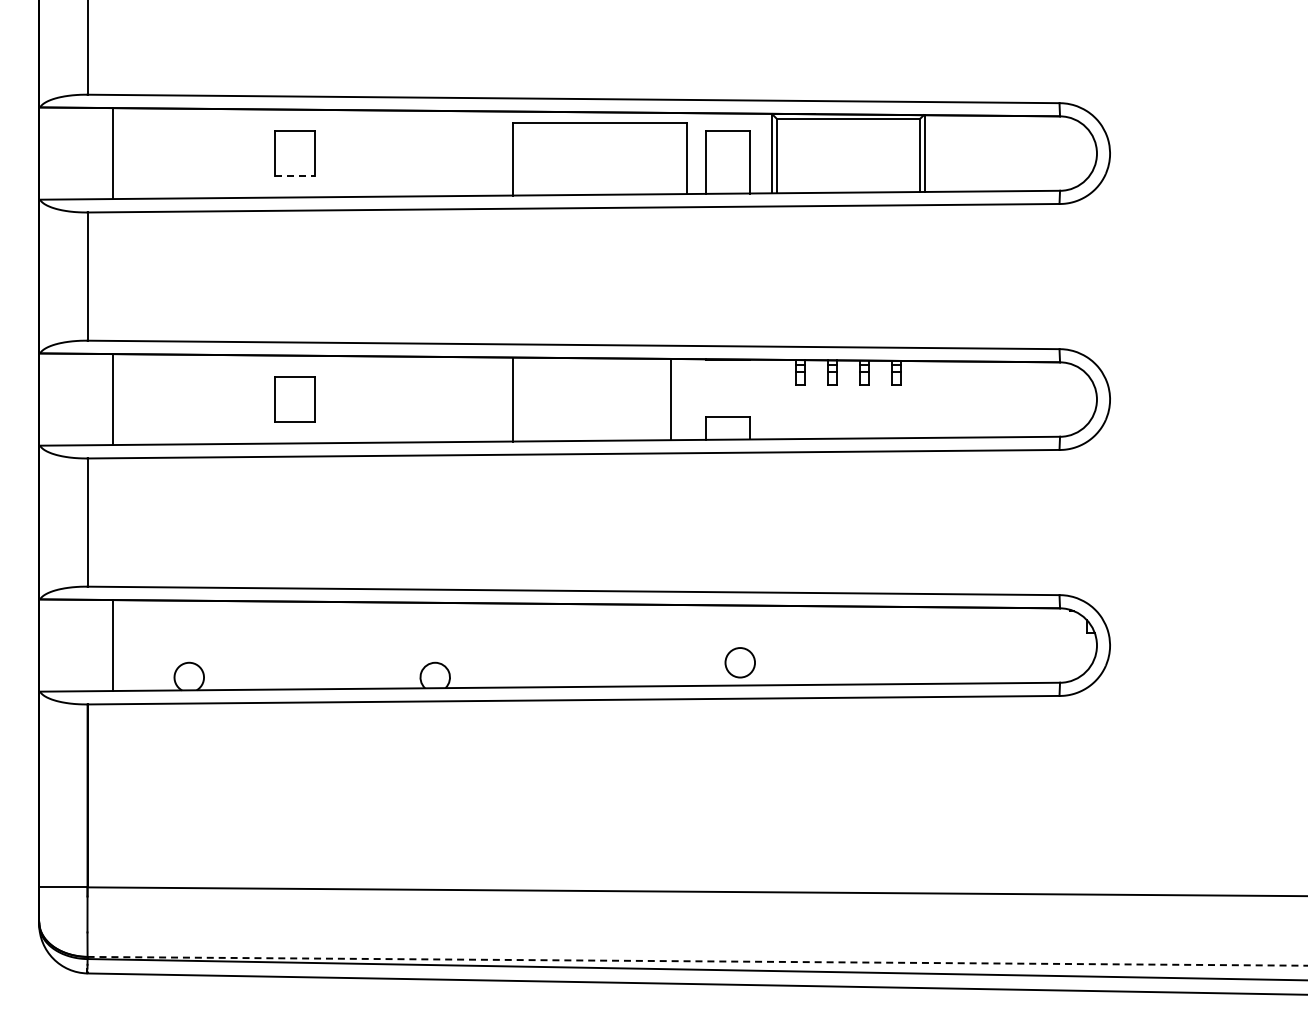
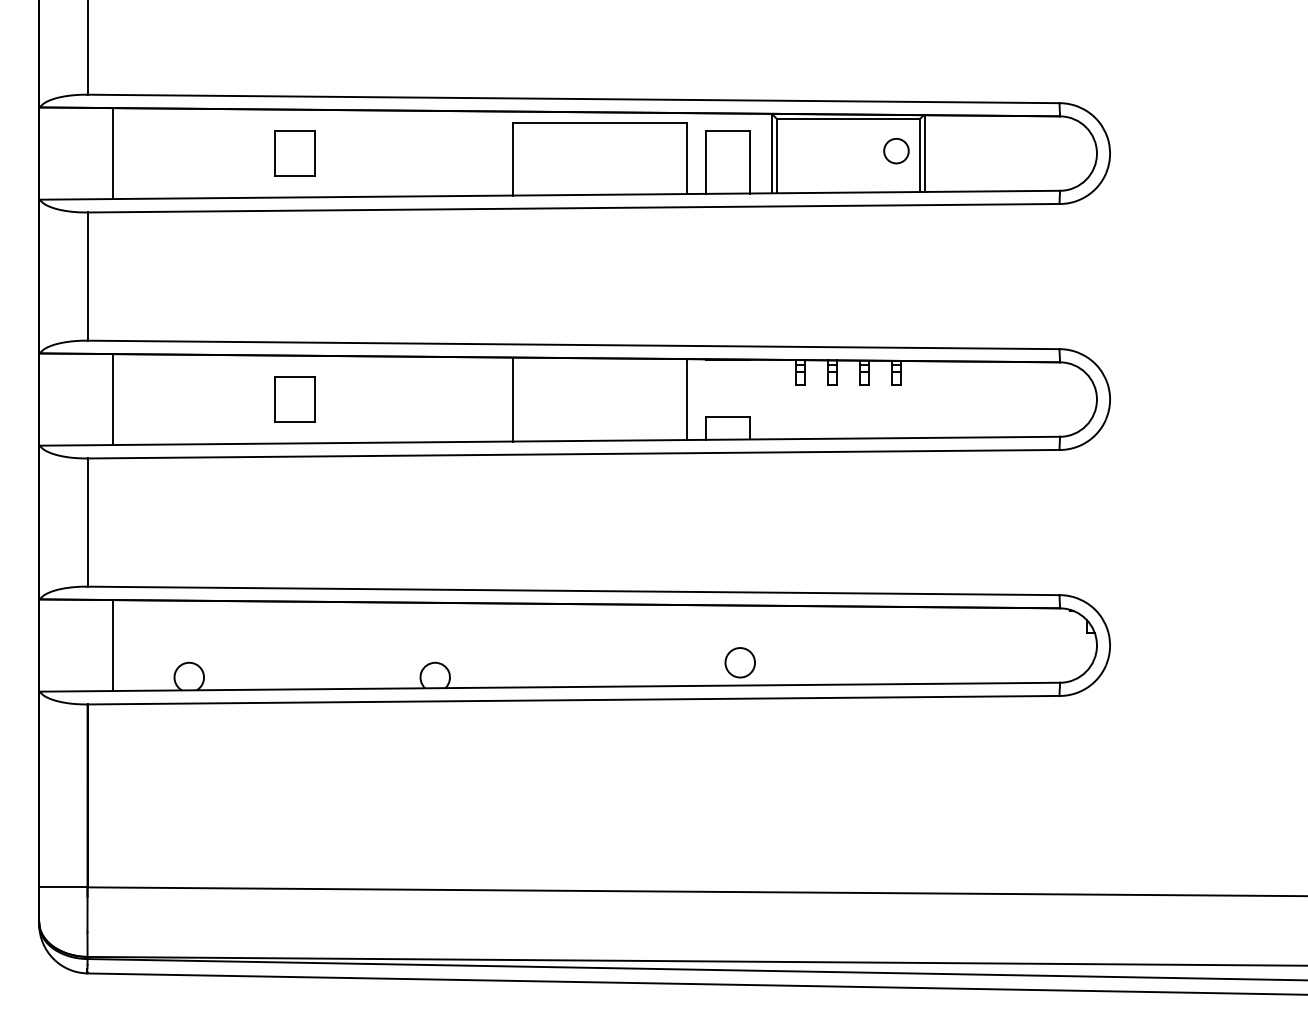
circle: none -> present (896, 151)
line: dashed -> solid (295, 175)
line position: (671, 399) -> (687, 399) (687, 399)
line: dashed -> solid (698, 961)
